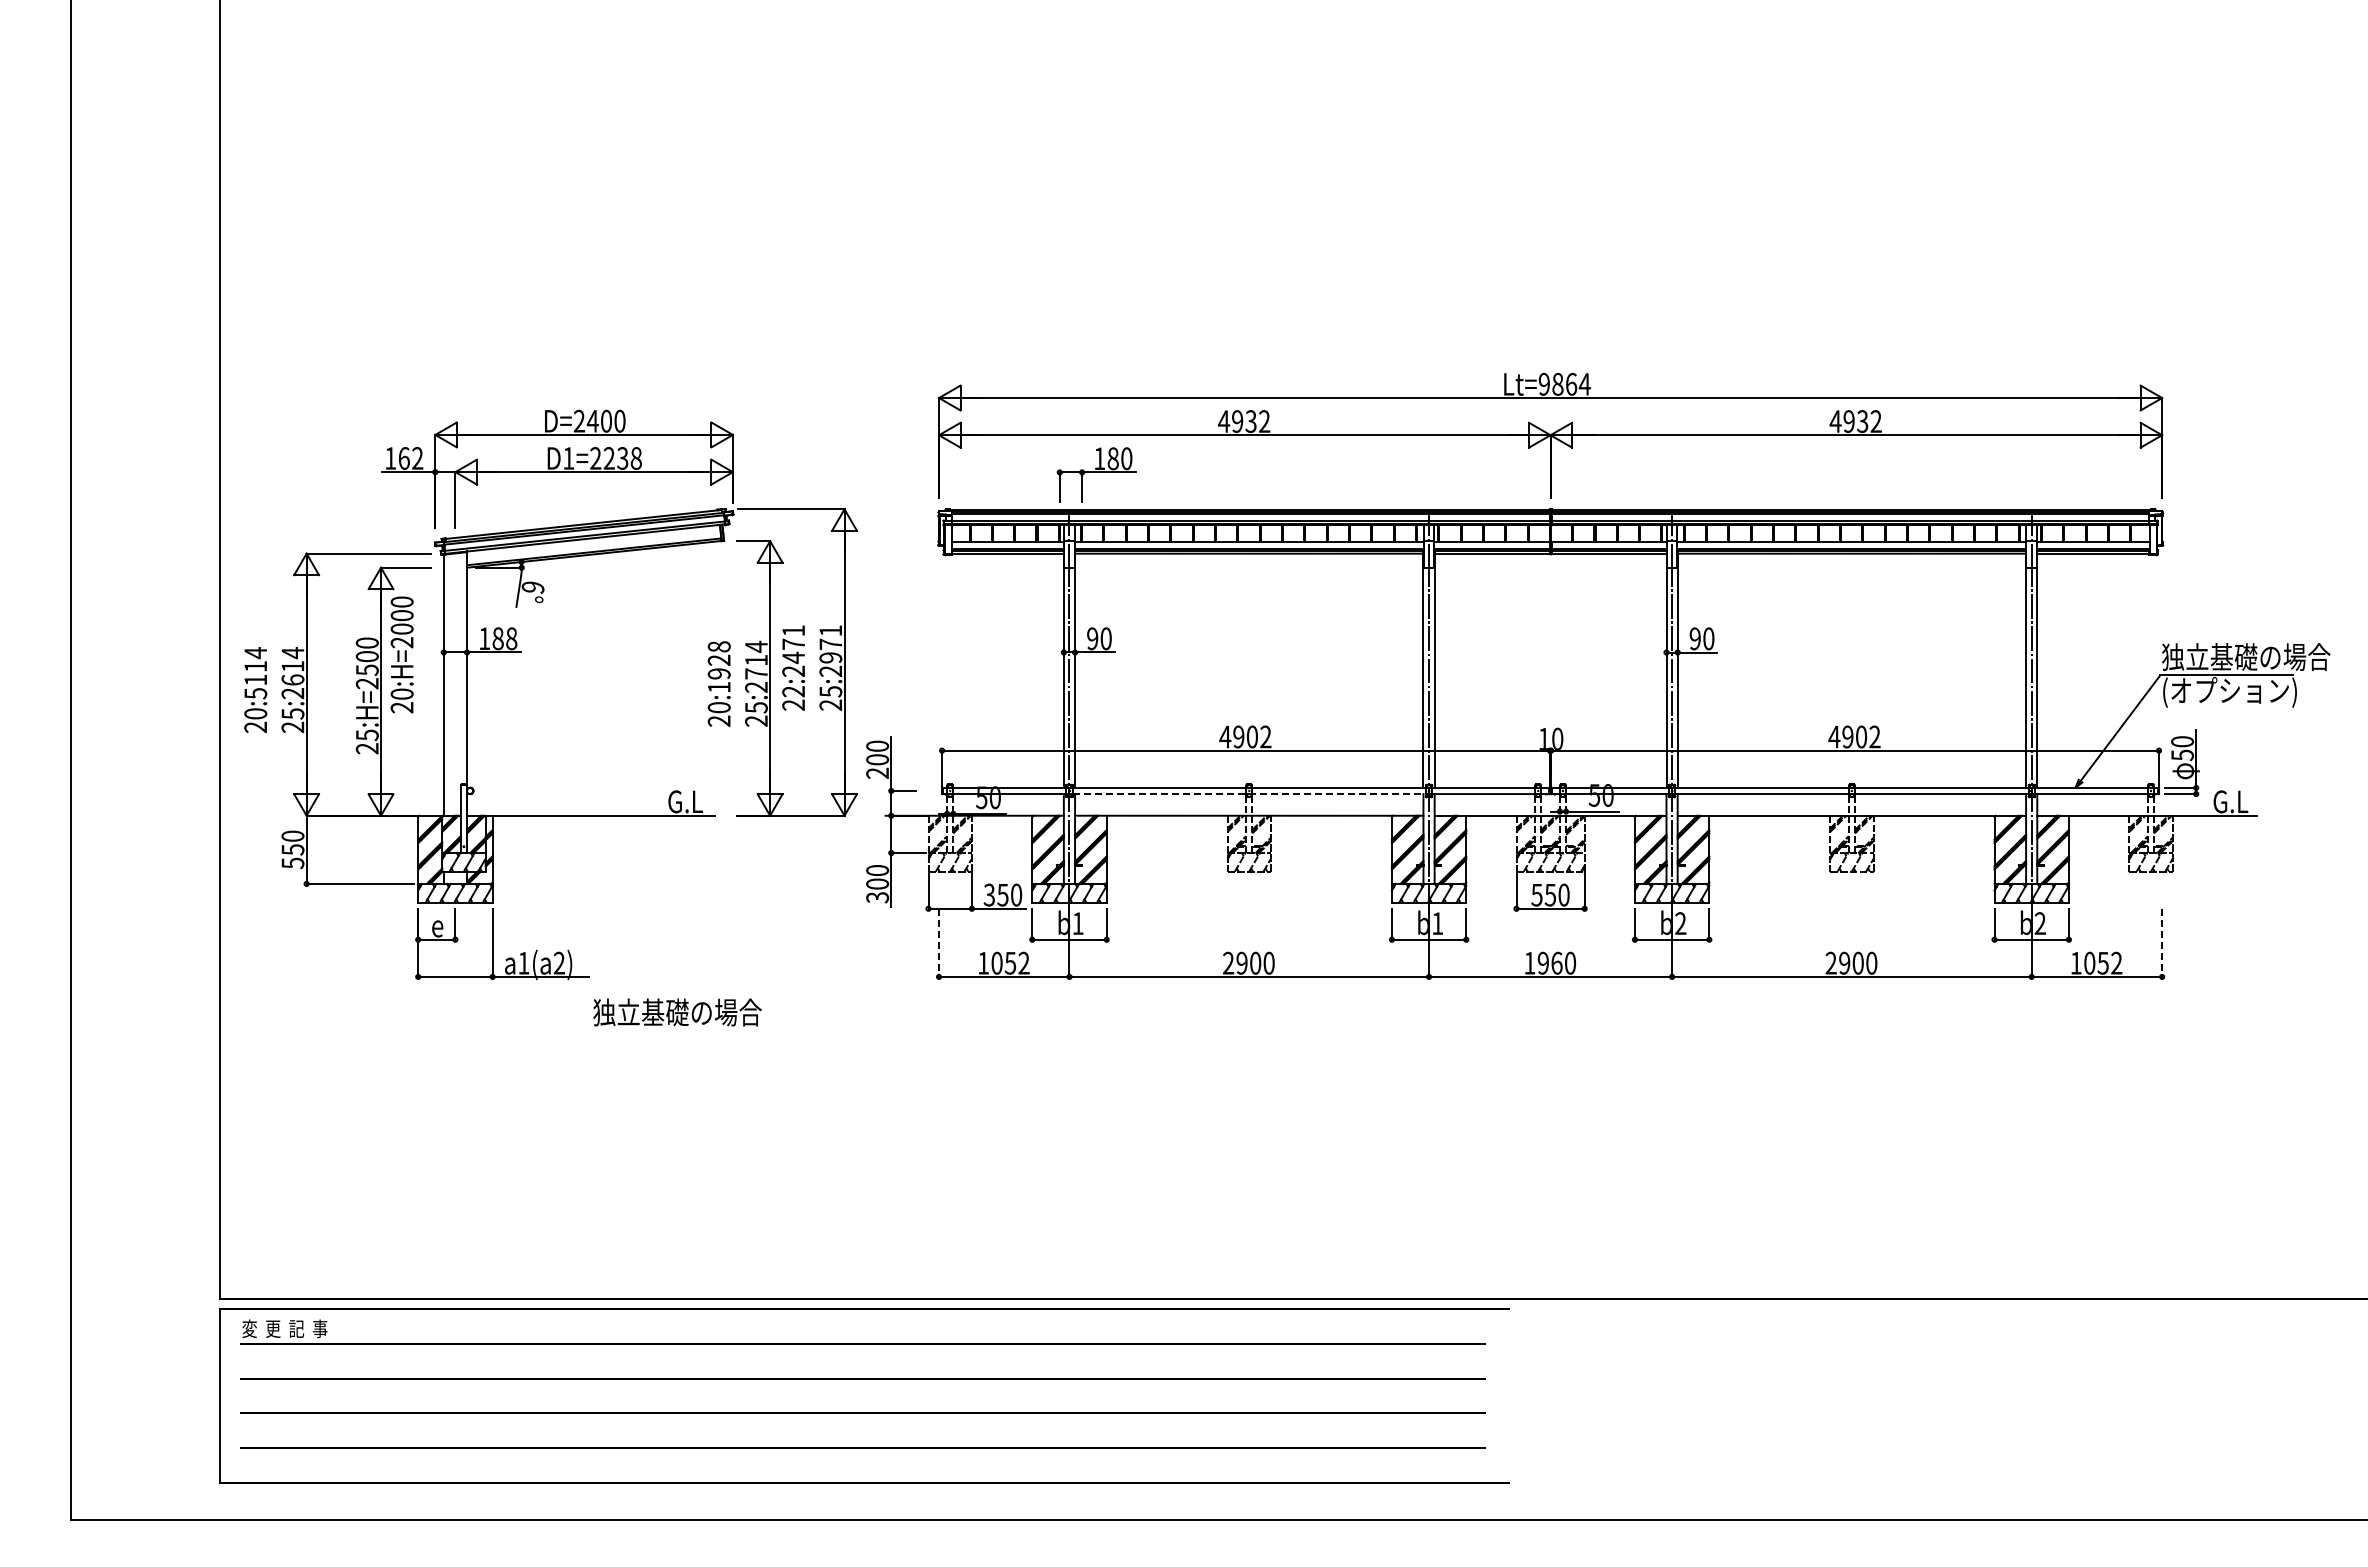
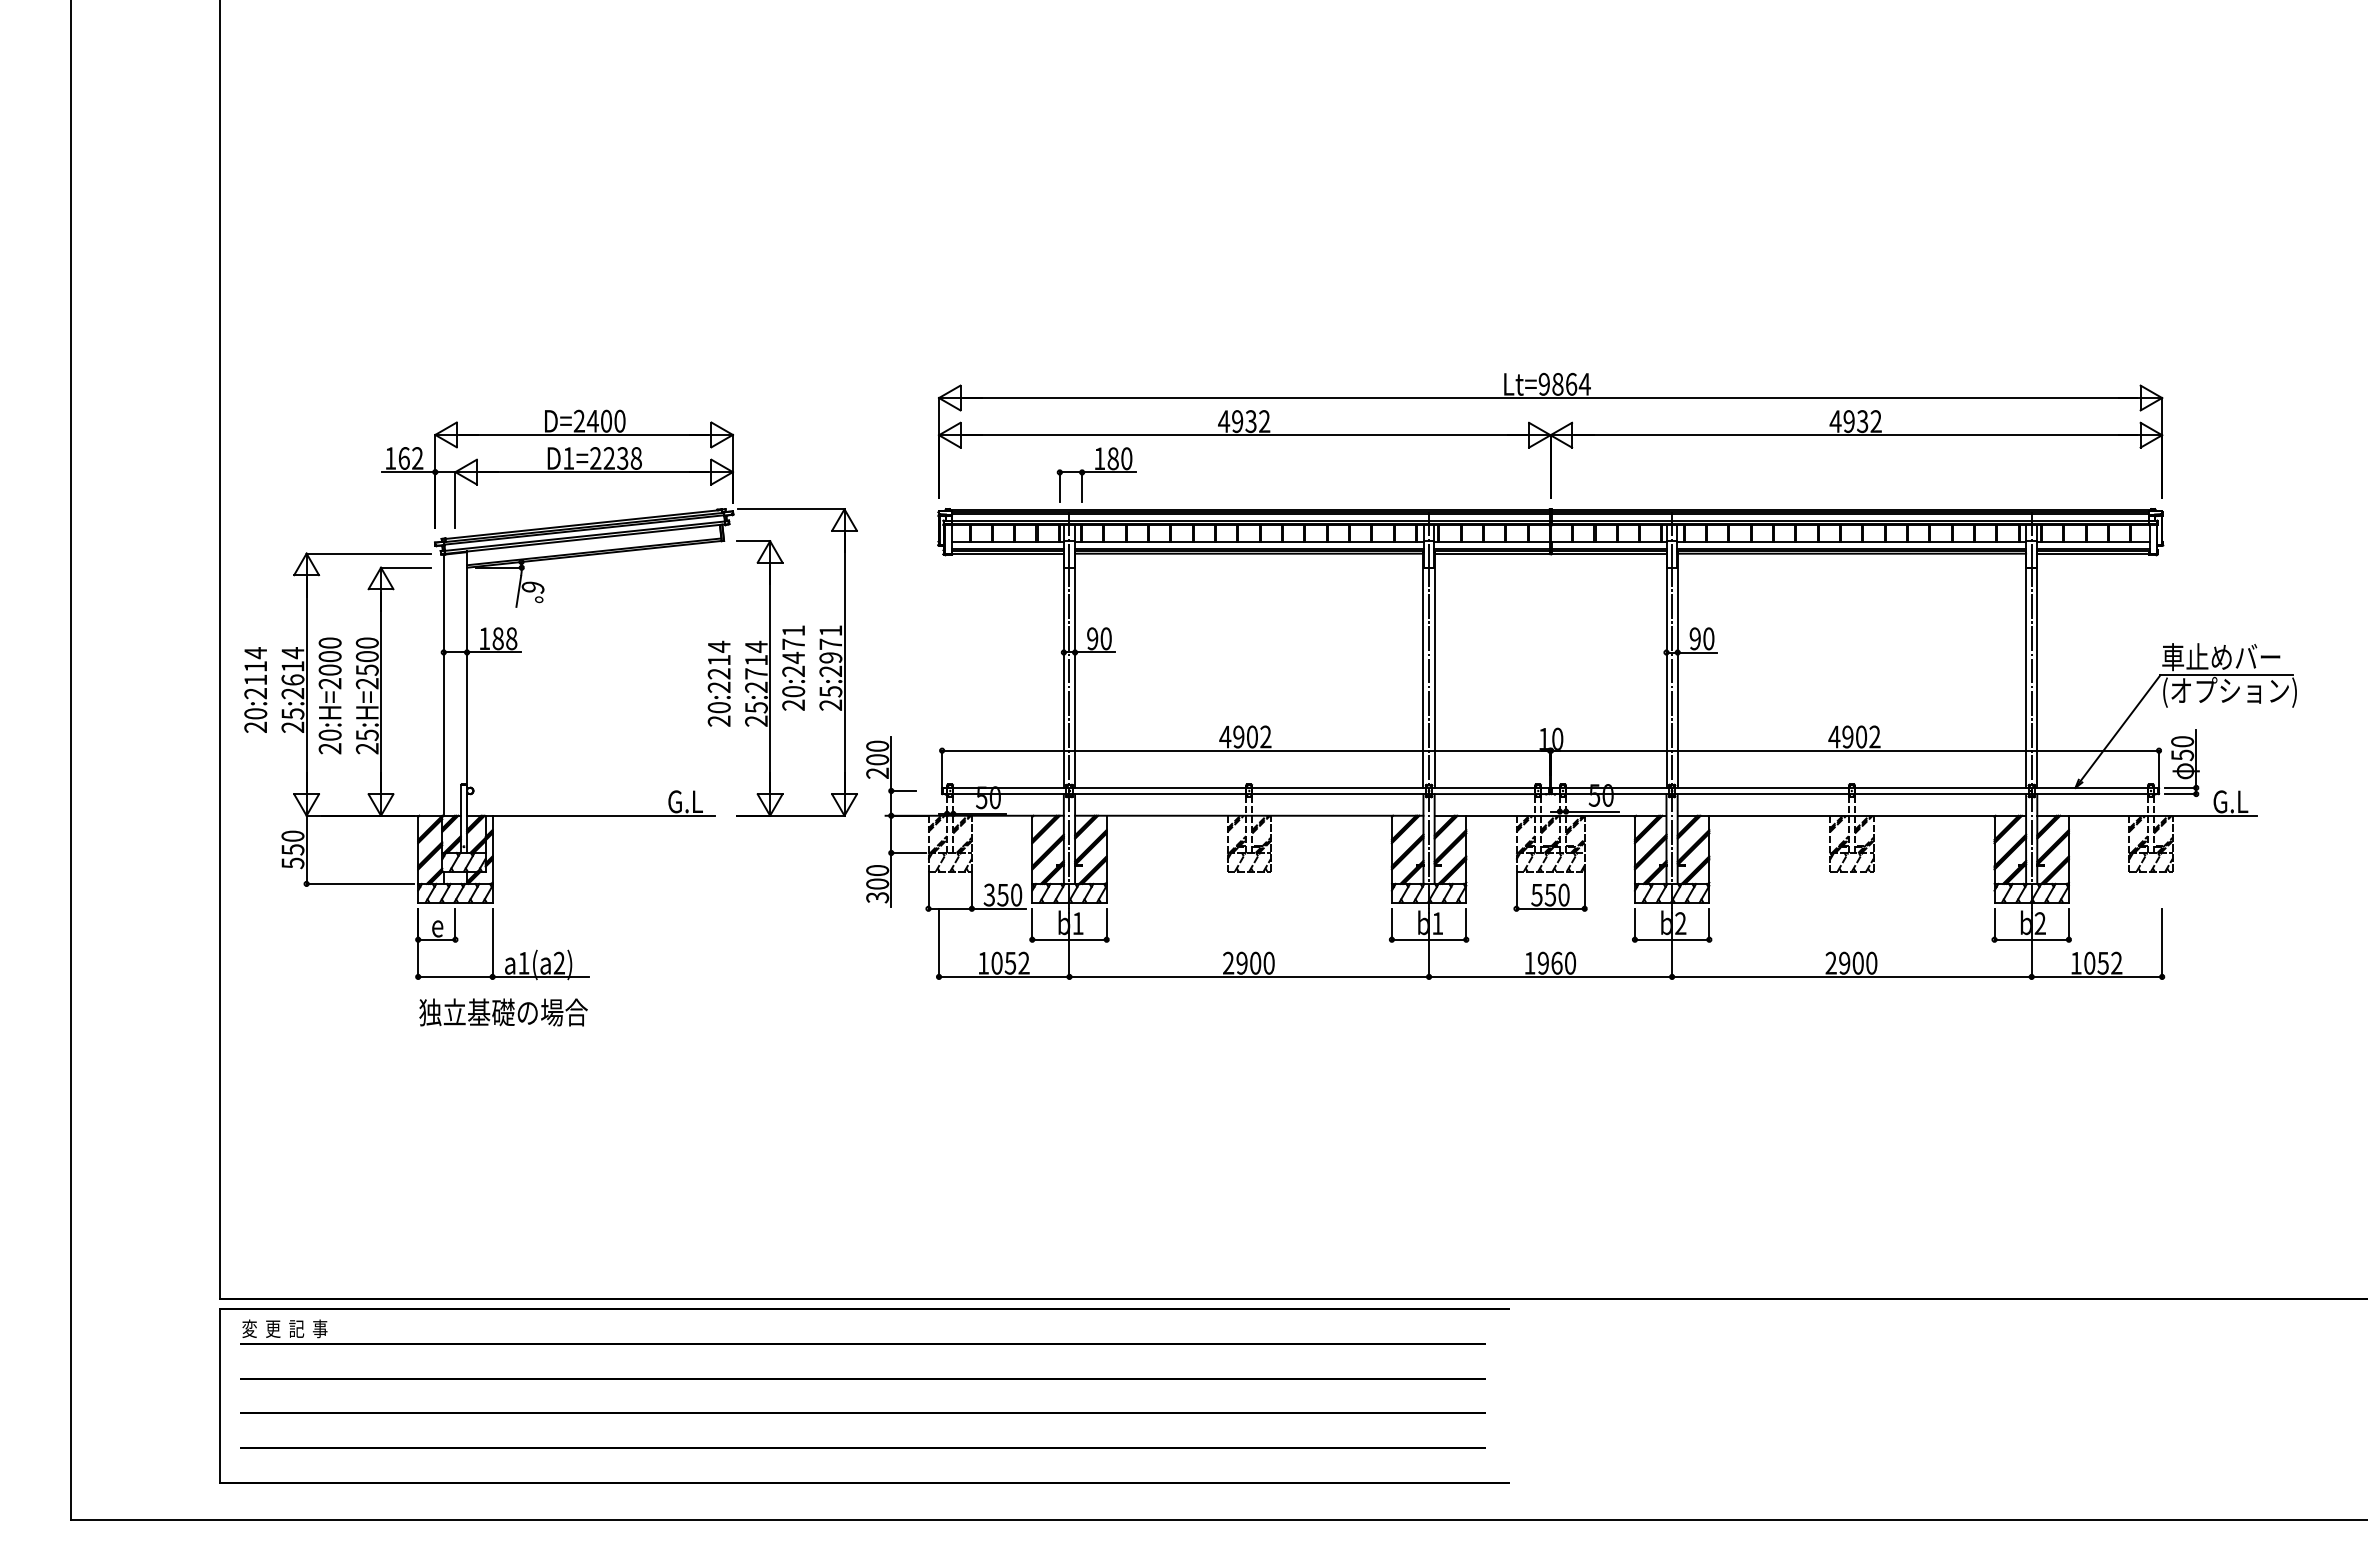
text position: (401, 654) -> (329, 695) (329, 695)
text: 独立基礎の場合 -> 車止めバー (2246, 657)
text: 20:1928 -> 20:2214 (718, 666)
text: 22:2471 -> 20:2471 (793, 691)
text: 20:5114 -> 20:2114 (255, 693)
line: dashed -> solid (1249, 794)
line: dashed -> solid (939, 943)
line: dashed -> solid (2162, 943)
text position: (677, 1012) -> (503, 1012) (503, 1012)
